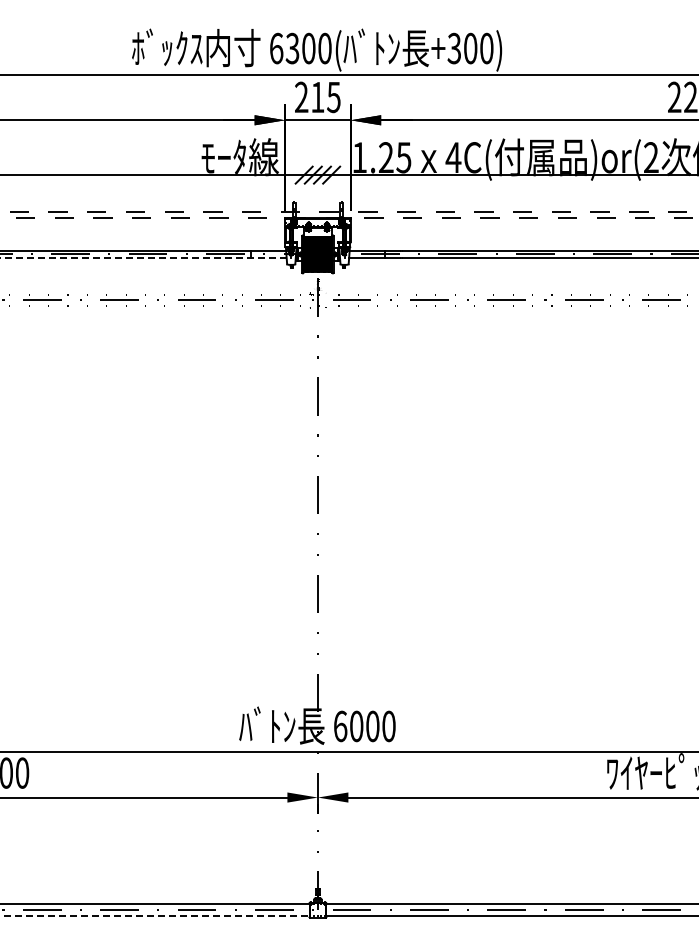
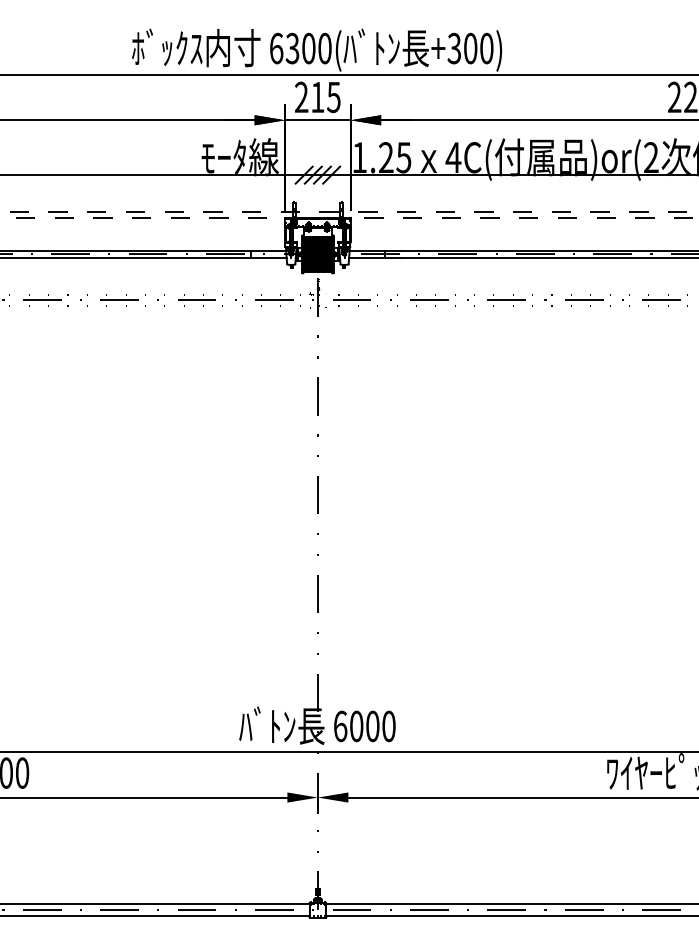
line: dashed -> solid (143, 258)
line: dashed -> solid (155, 916)
